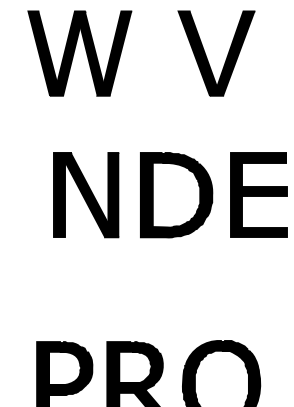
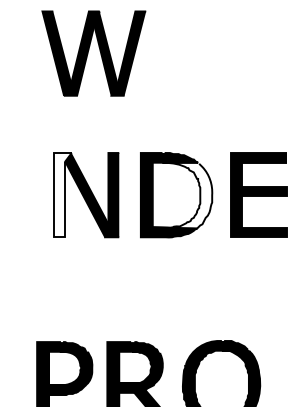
part position: (79, 53) -> (93, 53) (93, 53)
part: present -> none (207, 57)
fill: present -> none (62, 195)
fill: present -> none (182, 195)
